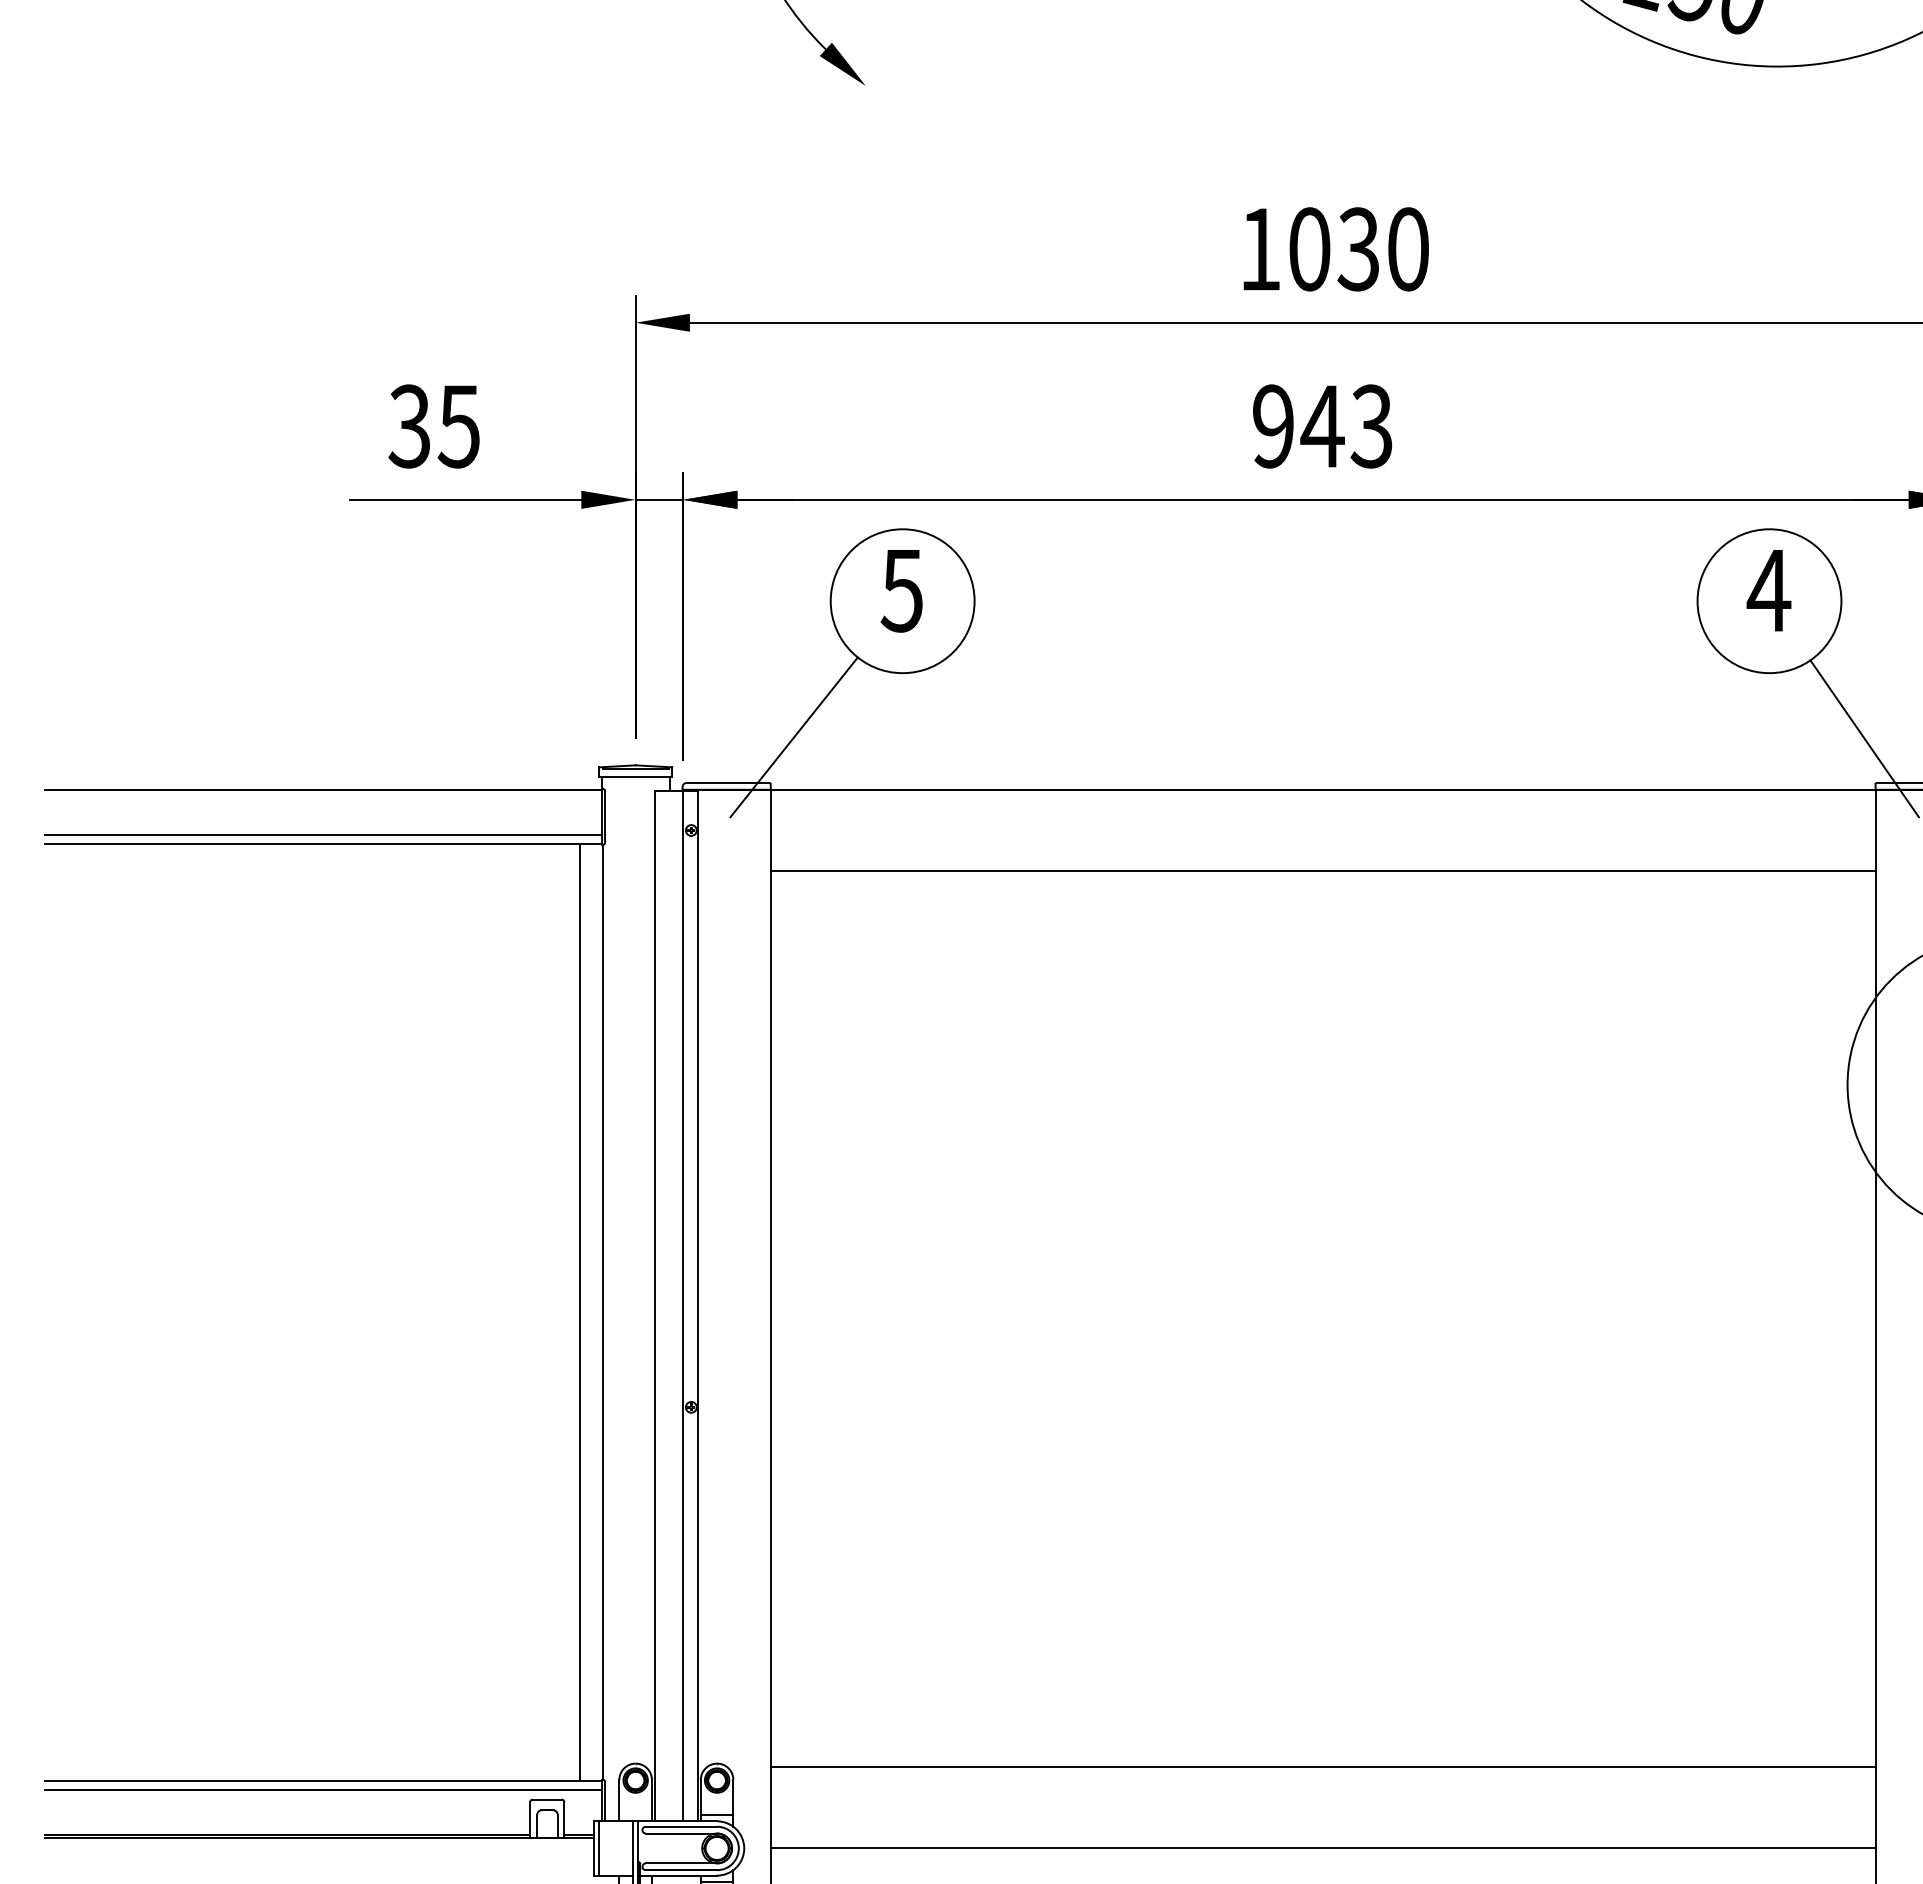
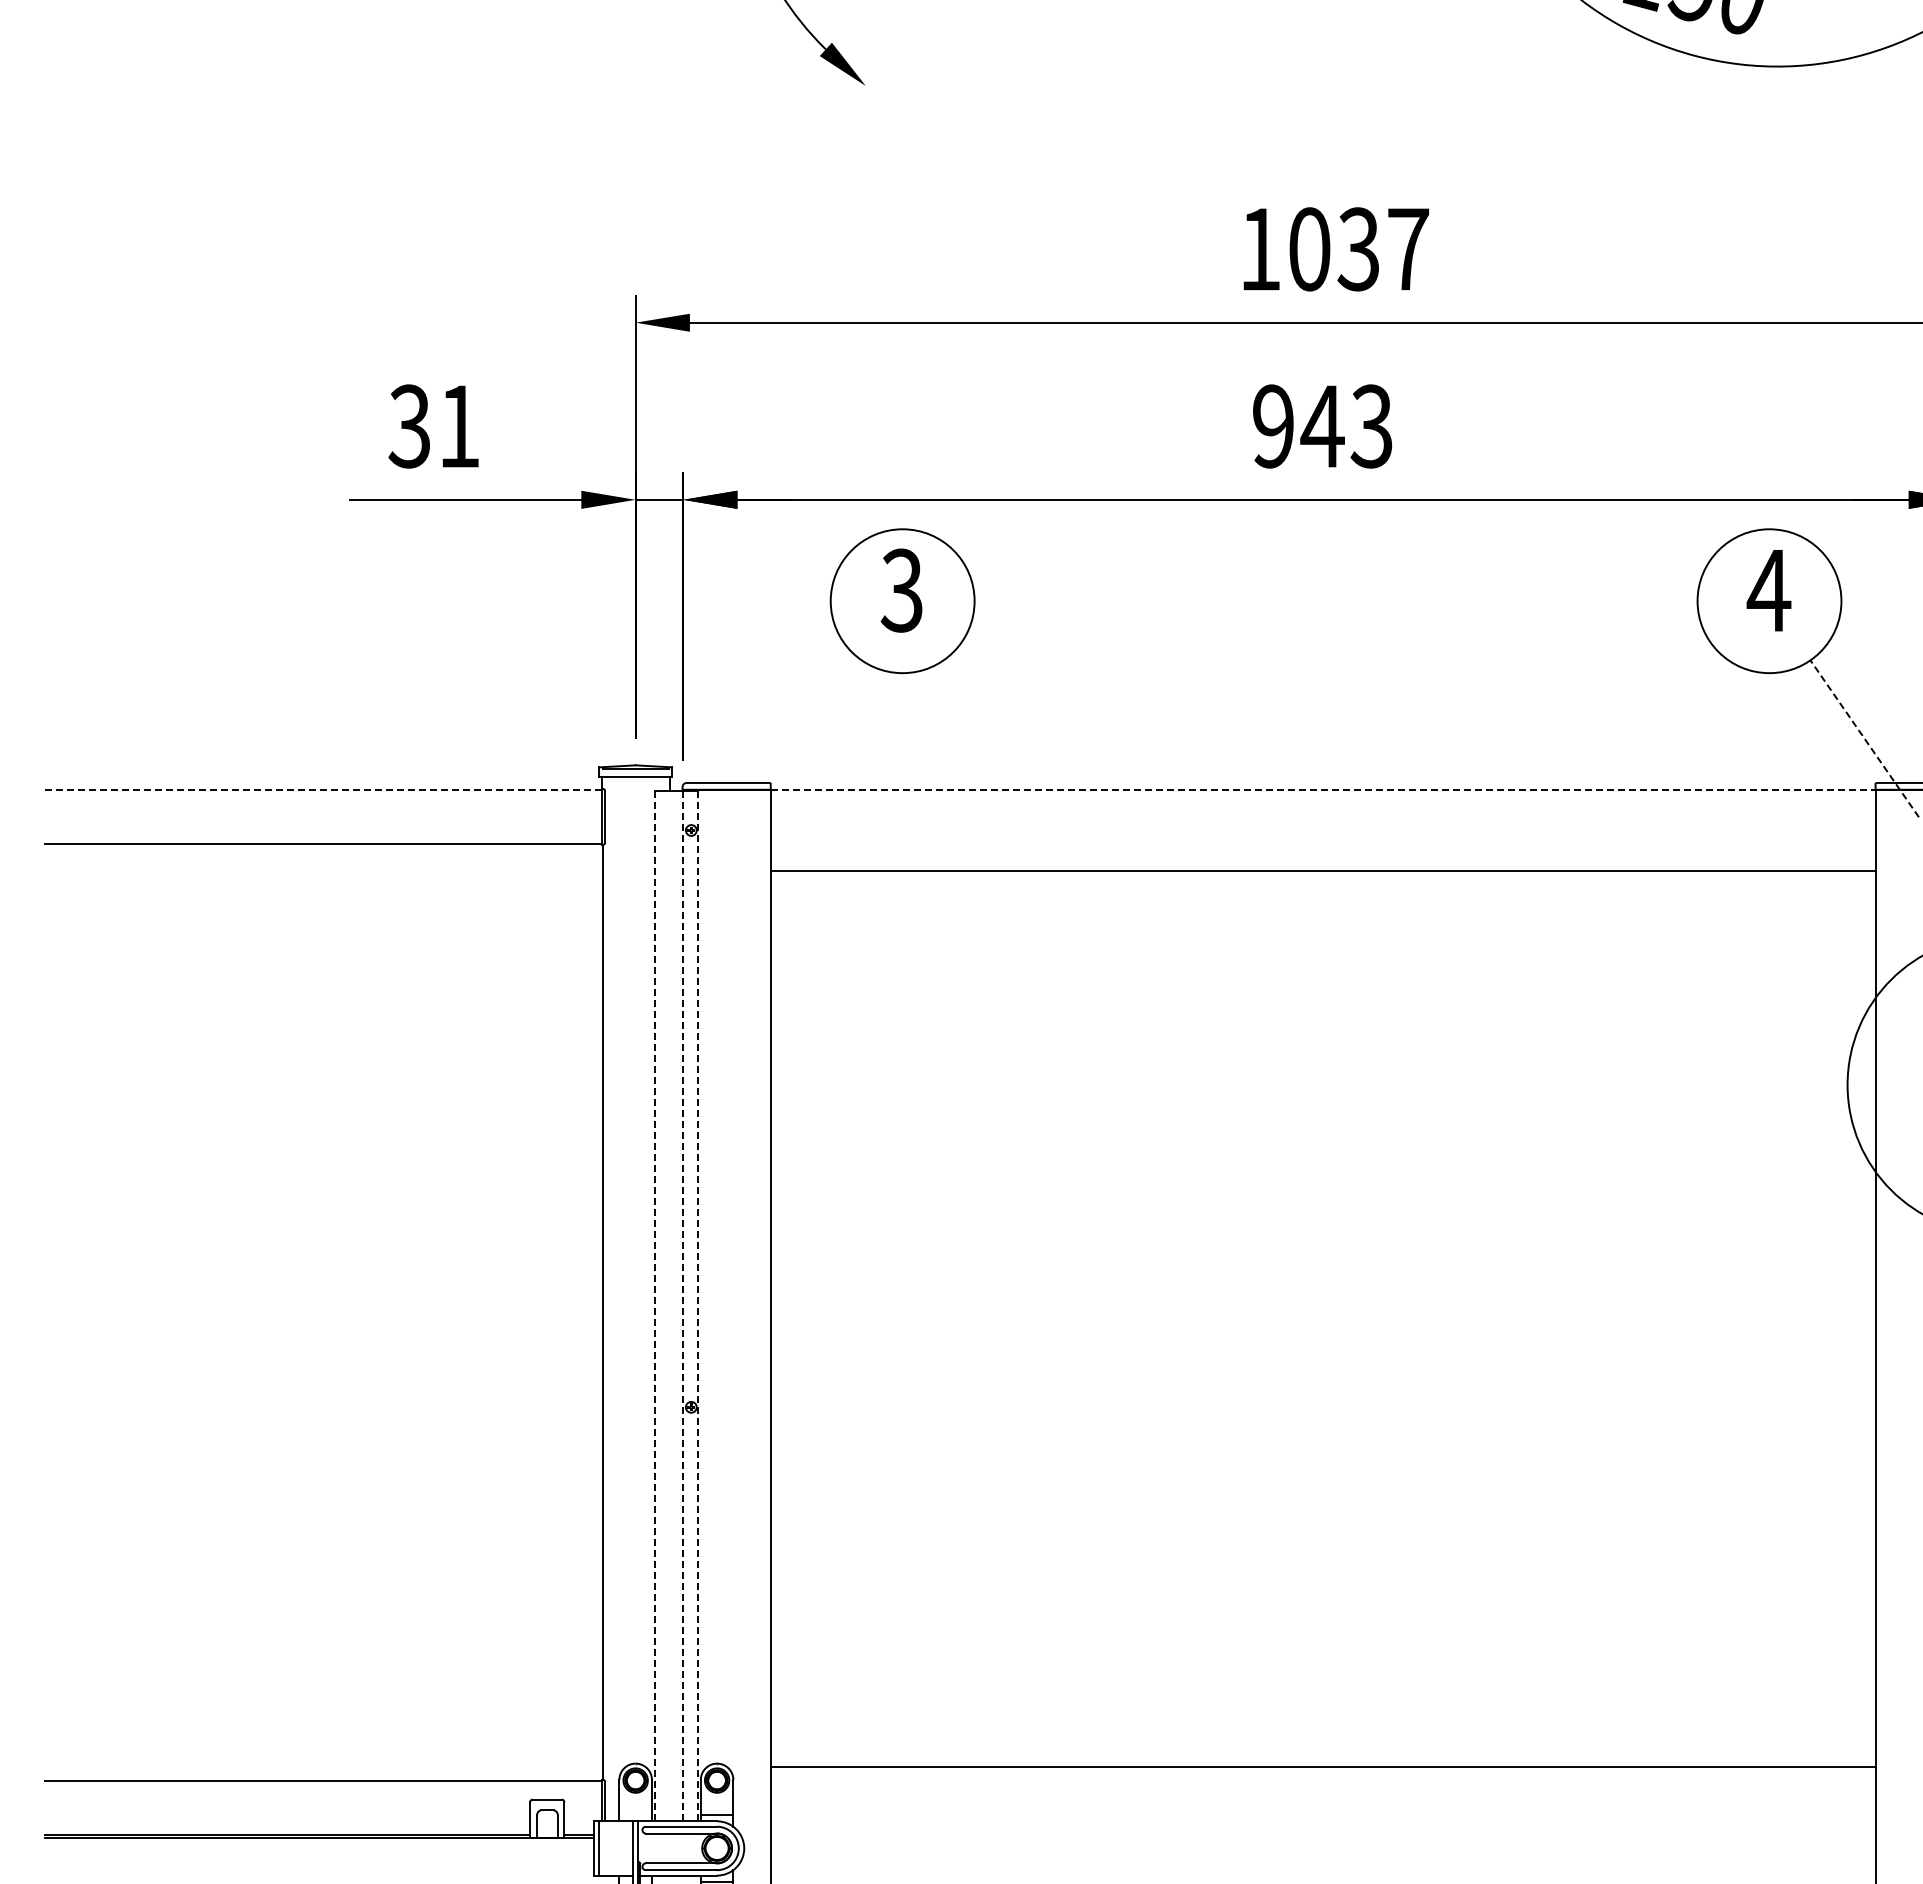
text: 1030 -> 1037 (1408, 249)
text: 35 -> 31 (458, 426)
text: 5 -> 3 (901, 590)
line: present -> none (793, 737)
line: solid -> dashed (1864, 738)
line: solid -> dashed (322, 789)
line: solid -> dashed (1323, 789)
line: present -> none (323, 834)
line: solid -> dashed (655, 1306)
line: solid -> dashed (683, 1306)
line: solid -> dashed (698, 1306)
line: present -> none (580, 1312)
line: present -> none (323, 1790)
line: present -> none (1322, 1848)
